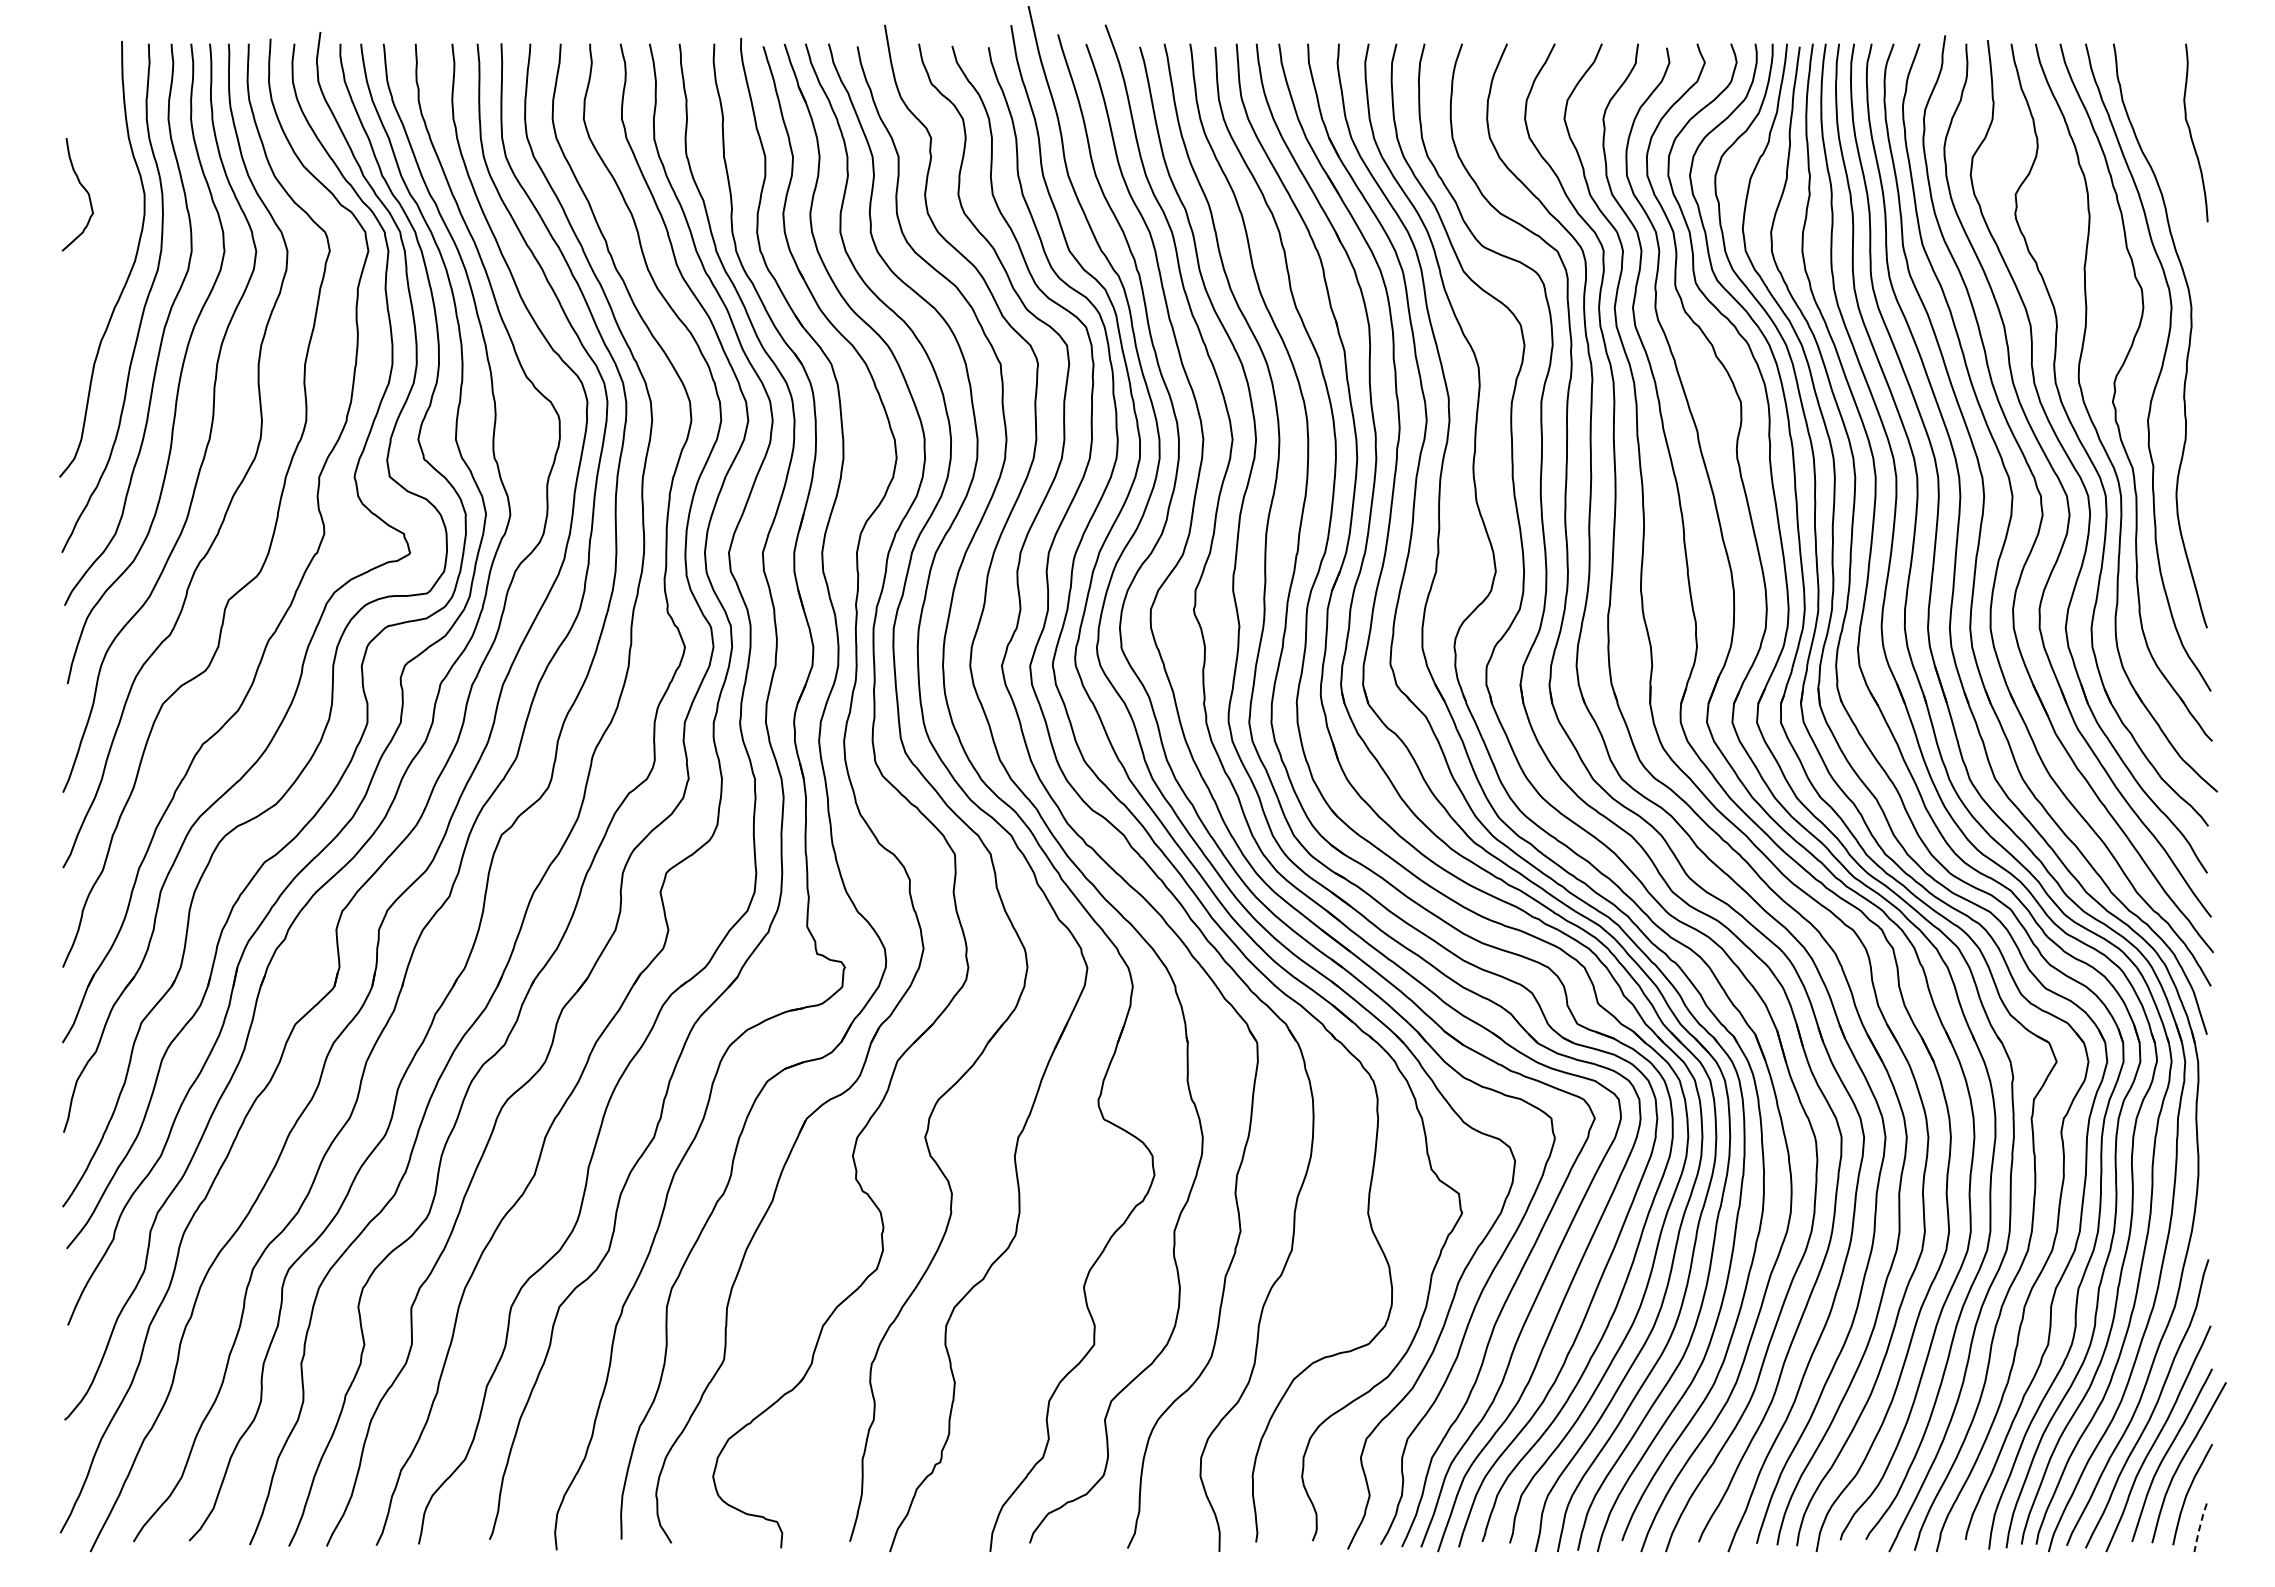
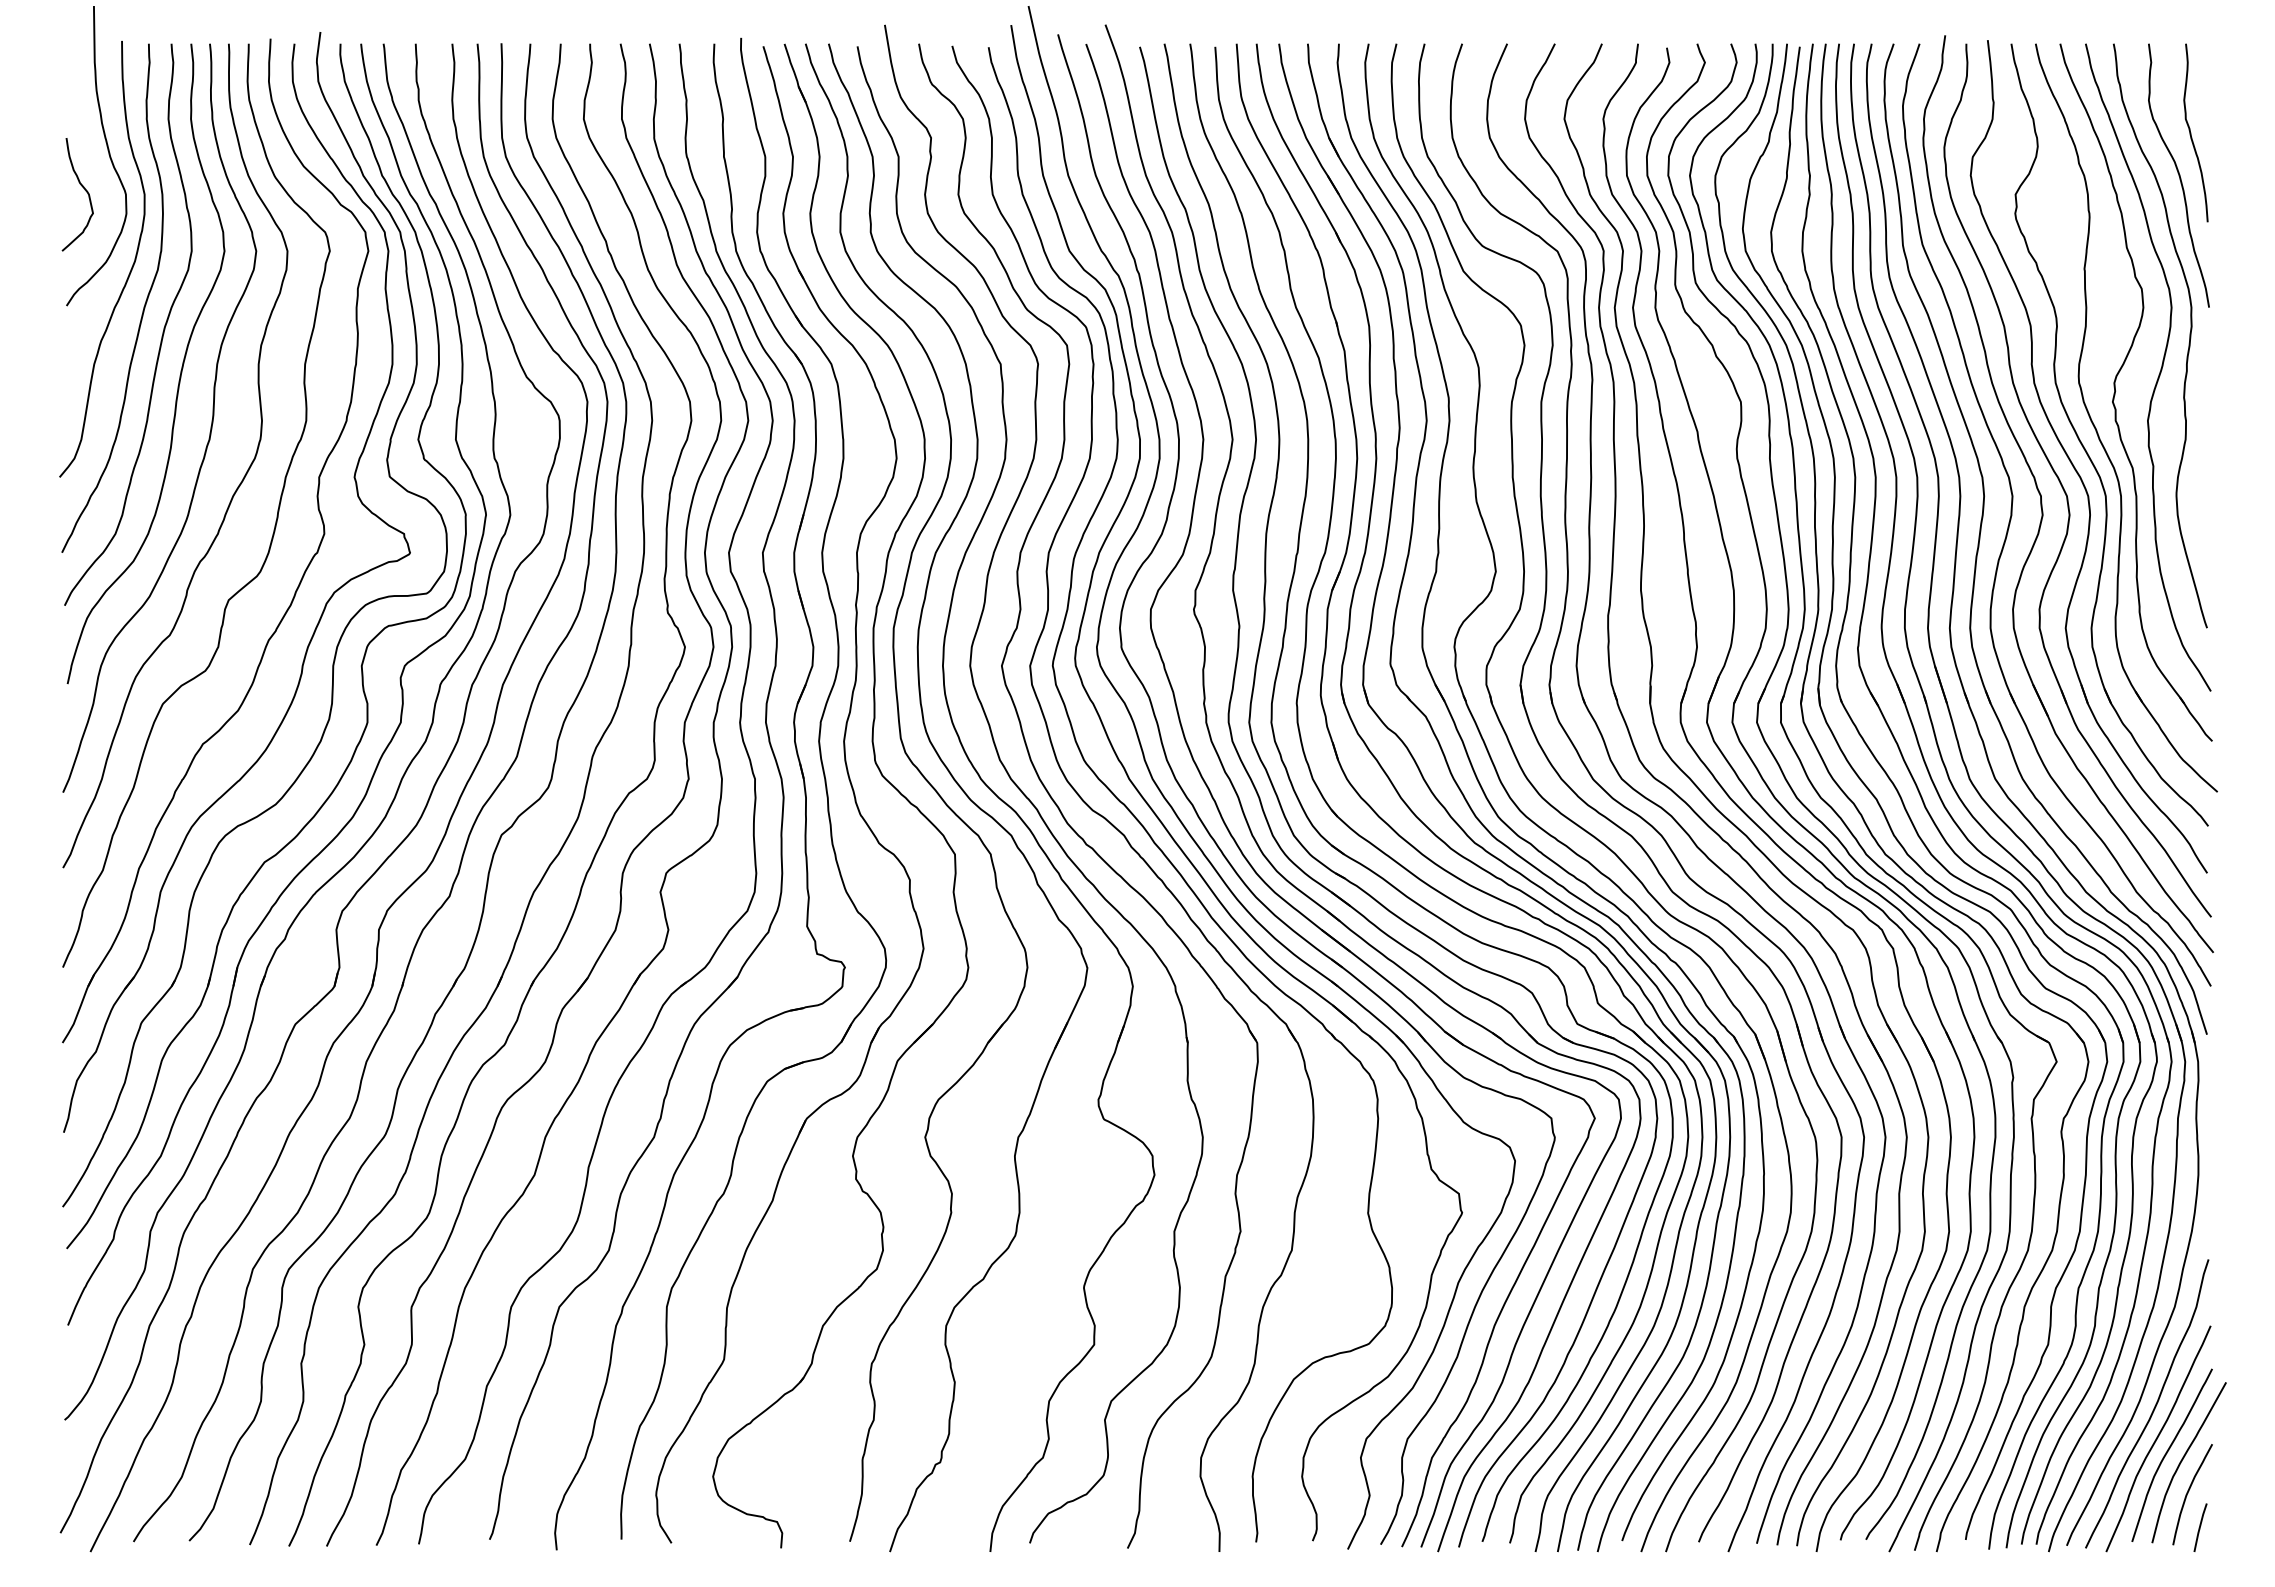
curve: none -> present (108, 154)
curve: none -> present (2178, 175)
line: dashed -> solid (2199, 1527)
